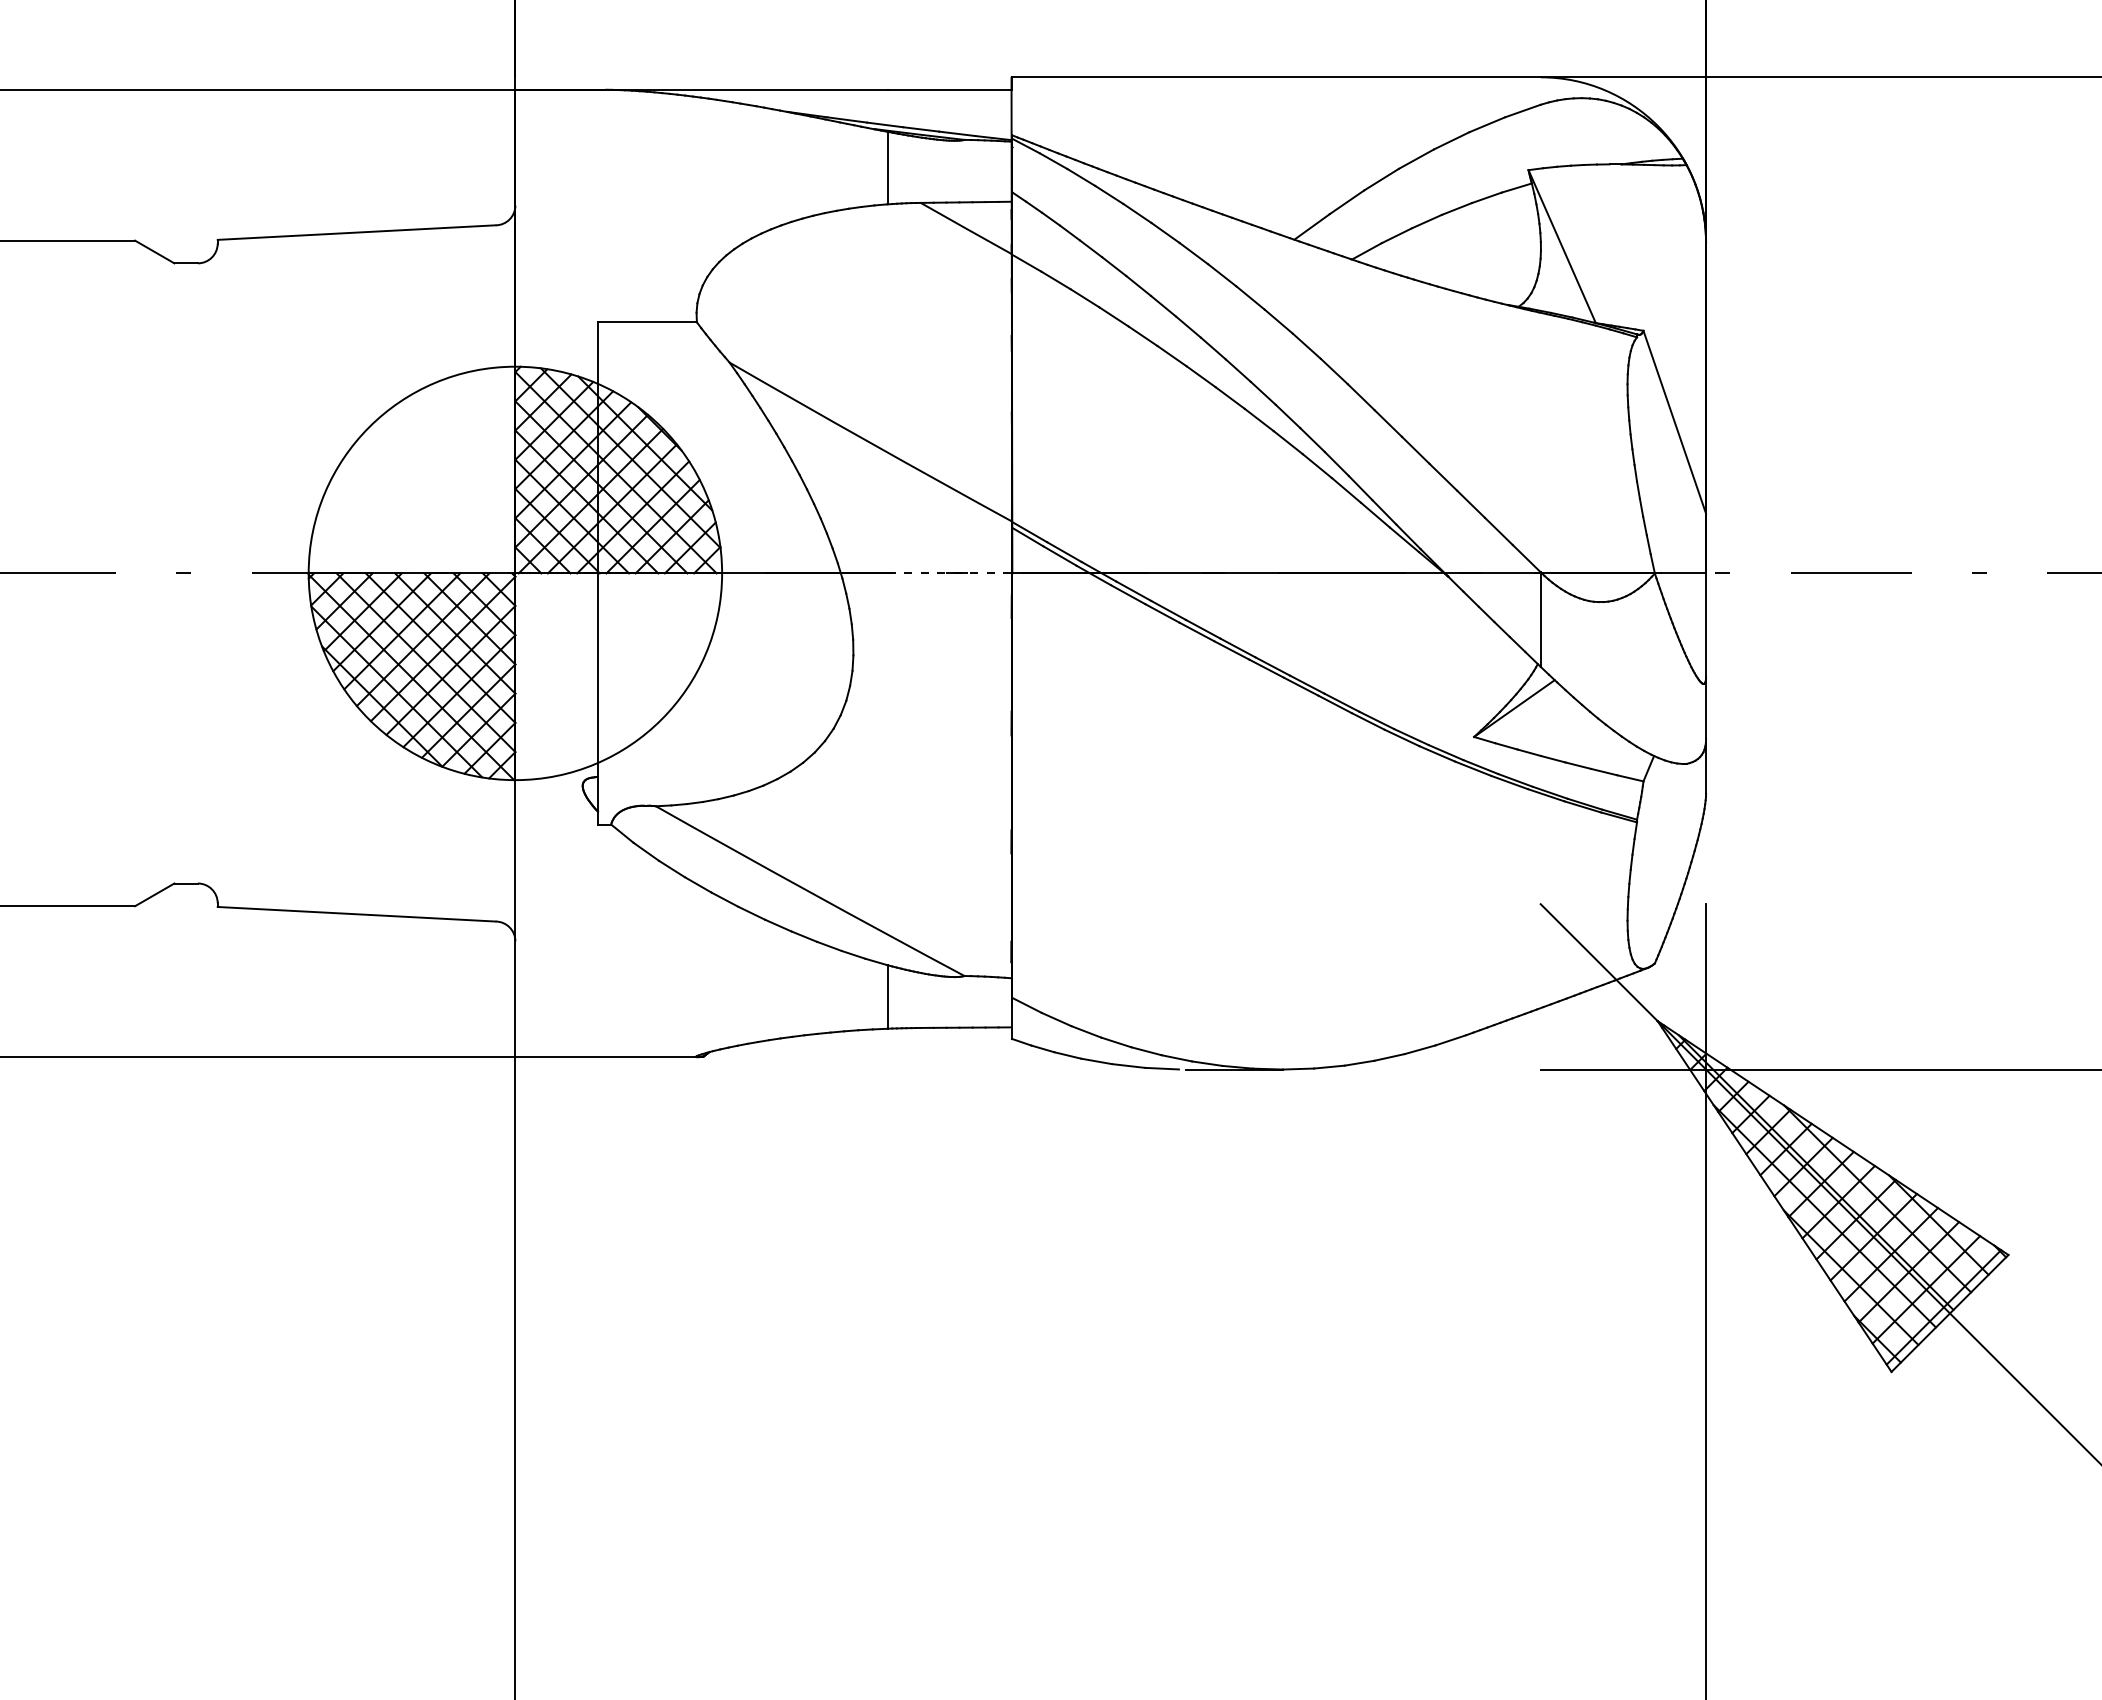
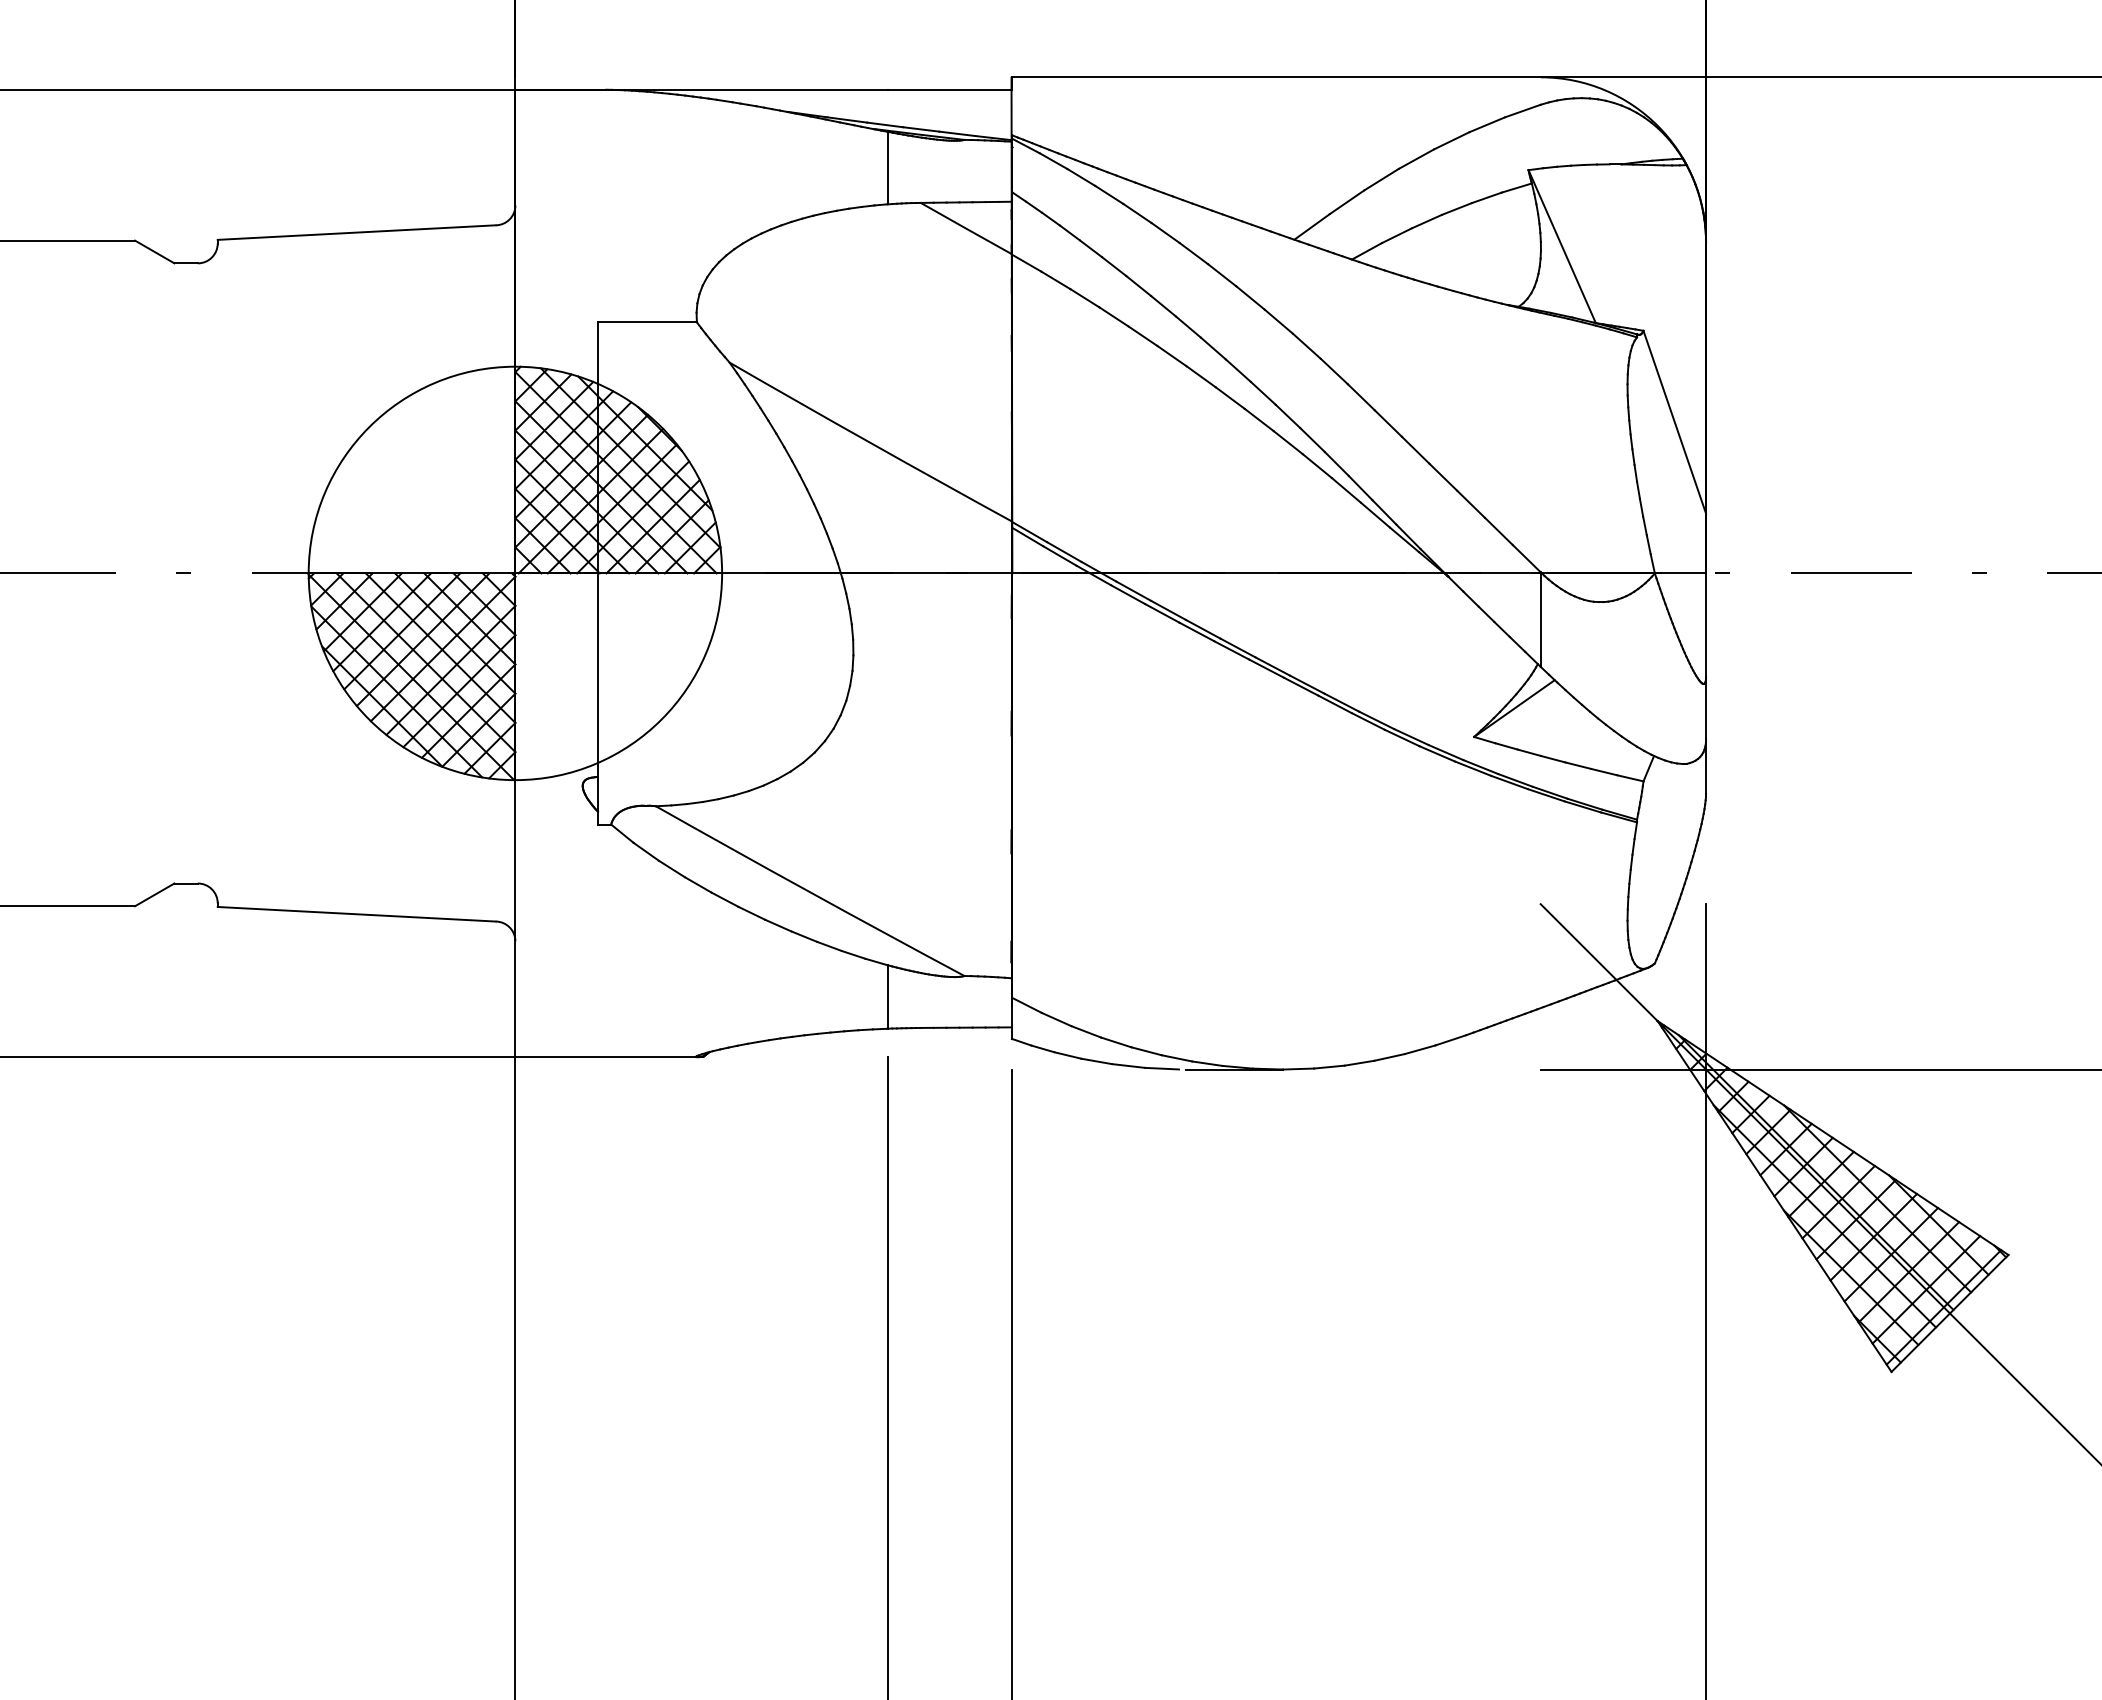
line: dashed -> solid (950, 573)
line: none -> present (887, 1376)
line: none -> present (1011, 1382)
